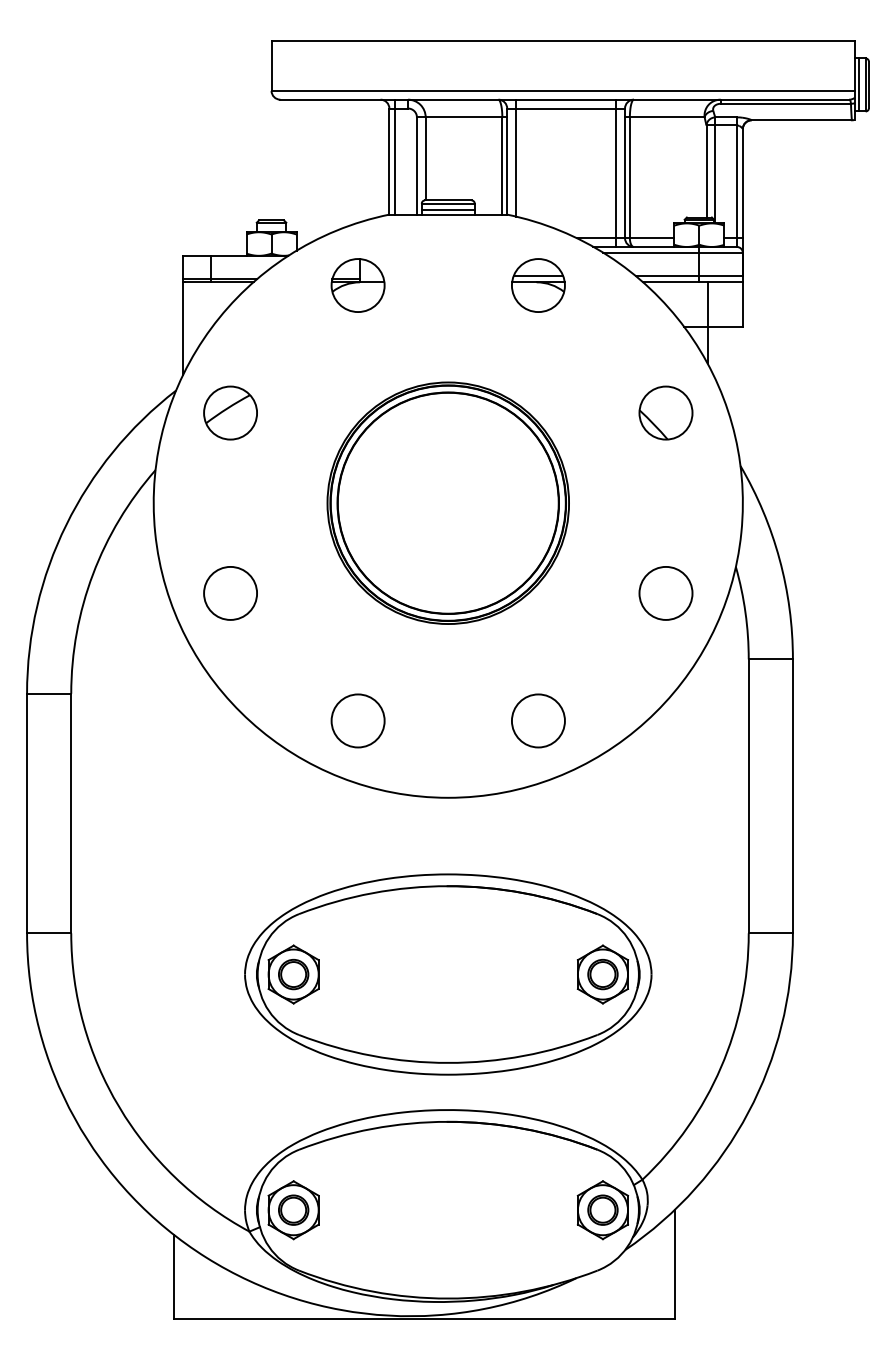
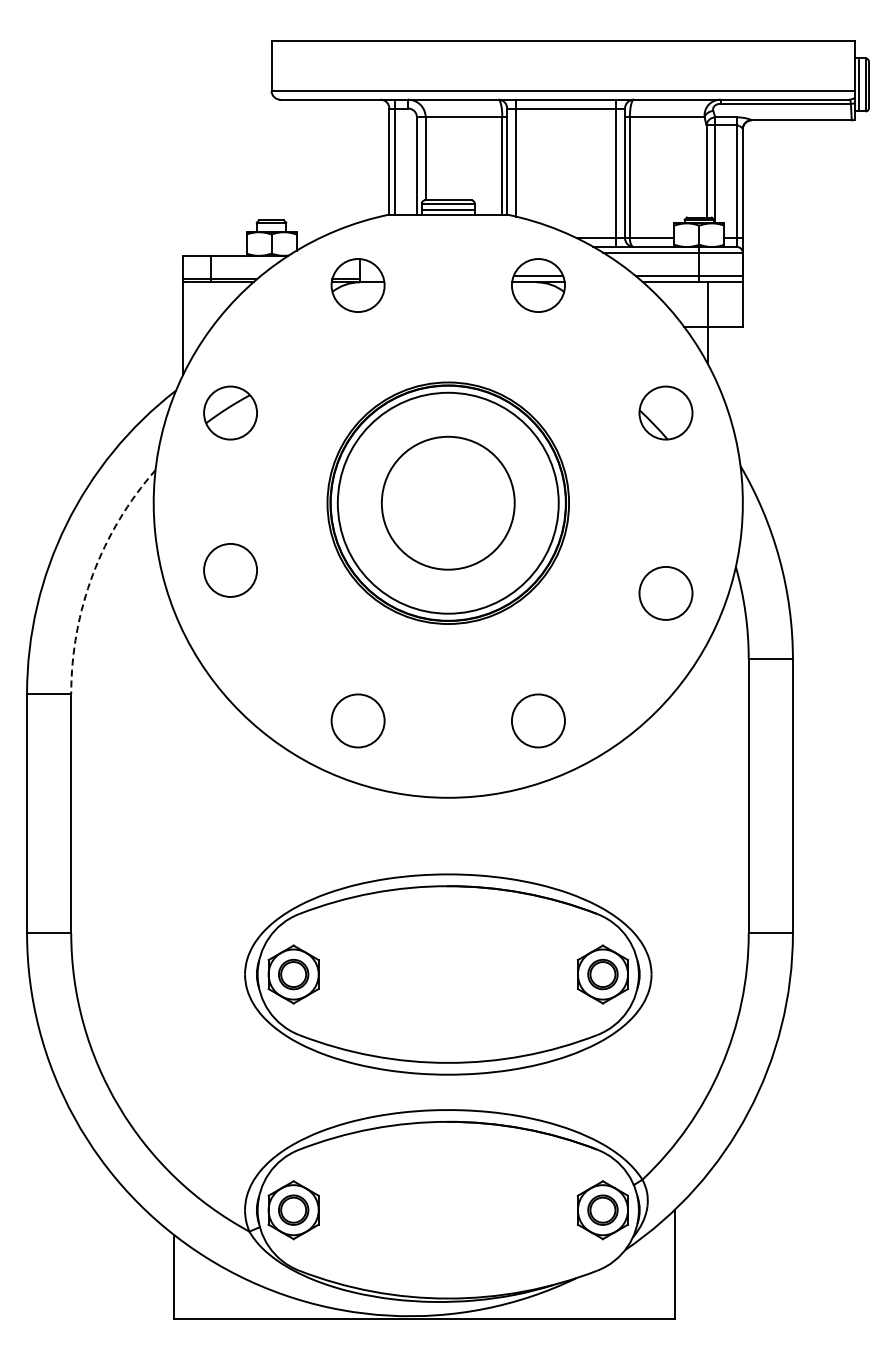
circle diameter: 222 px -> 133 px (447, 502)
arc: solid -> dashed (93, 574)
circle position: (230, 593) -> (230, 570) (230, 570)
